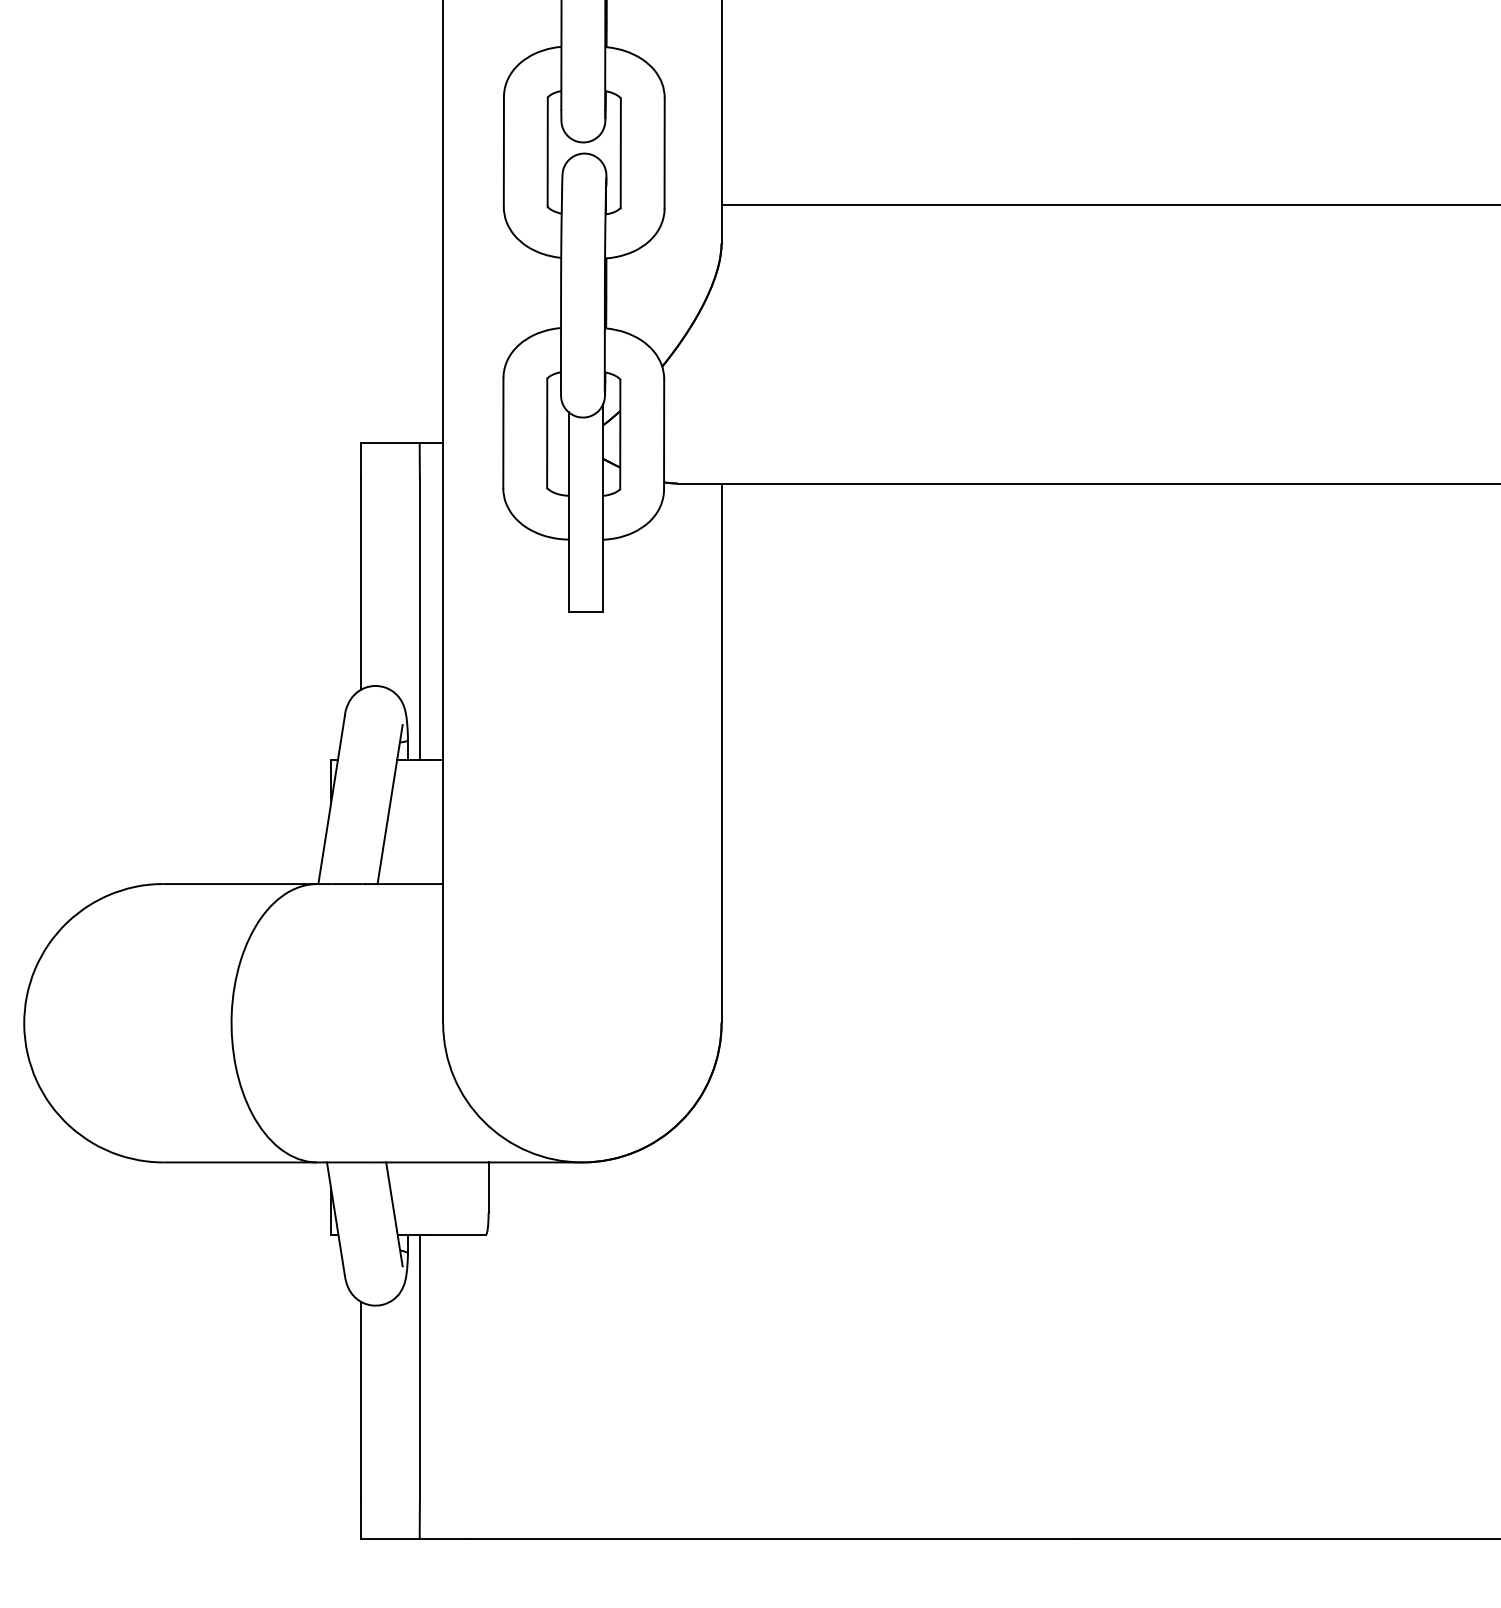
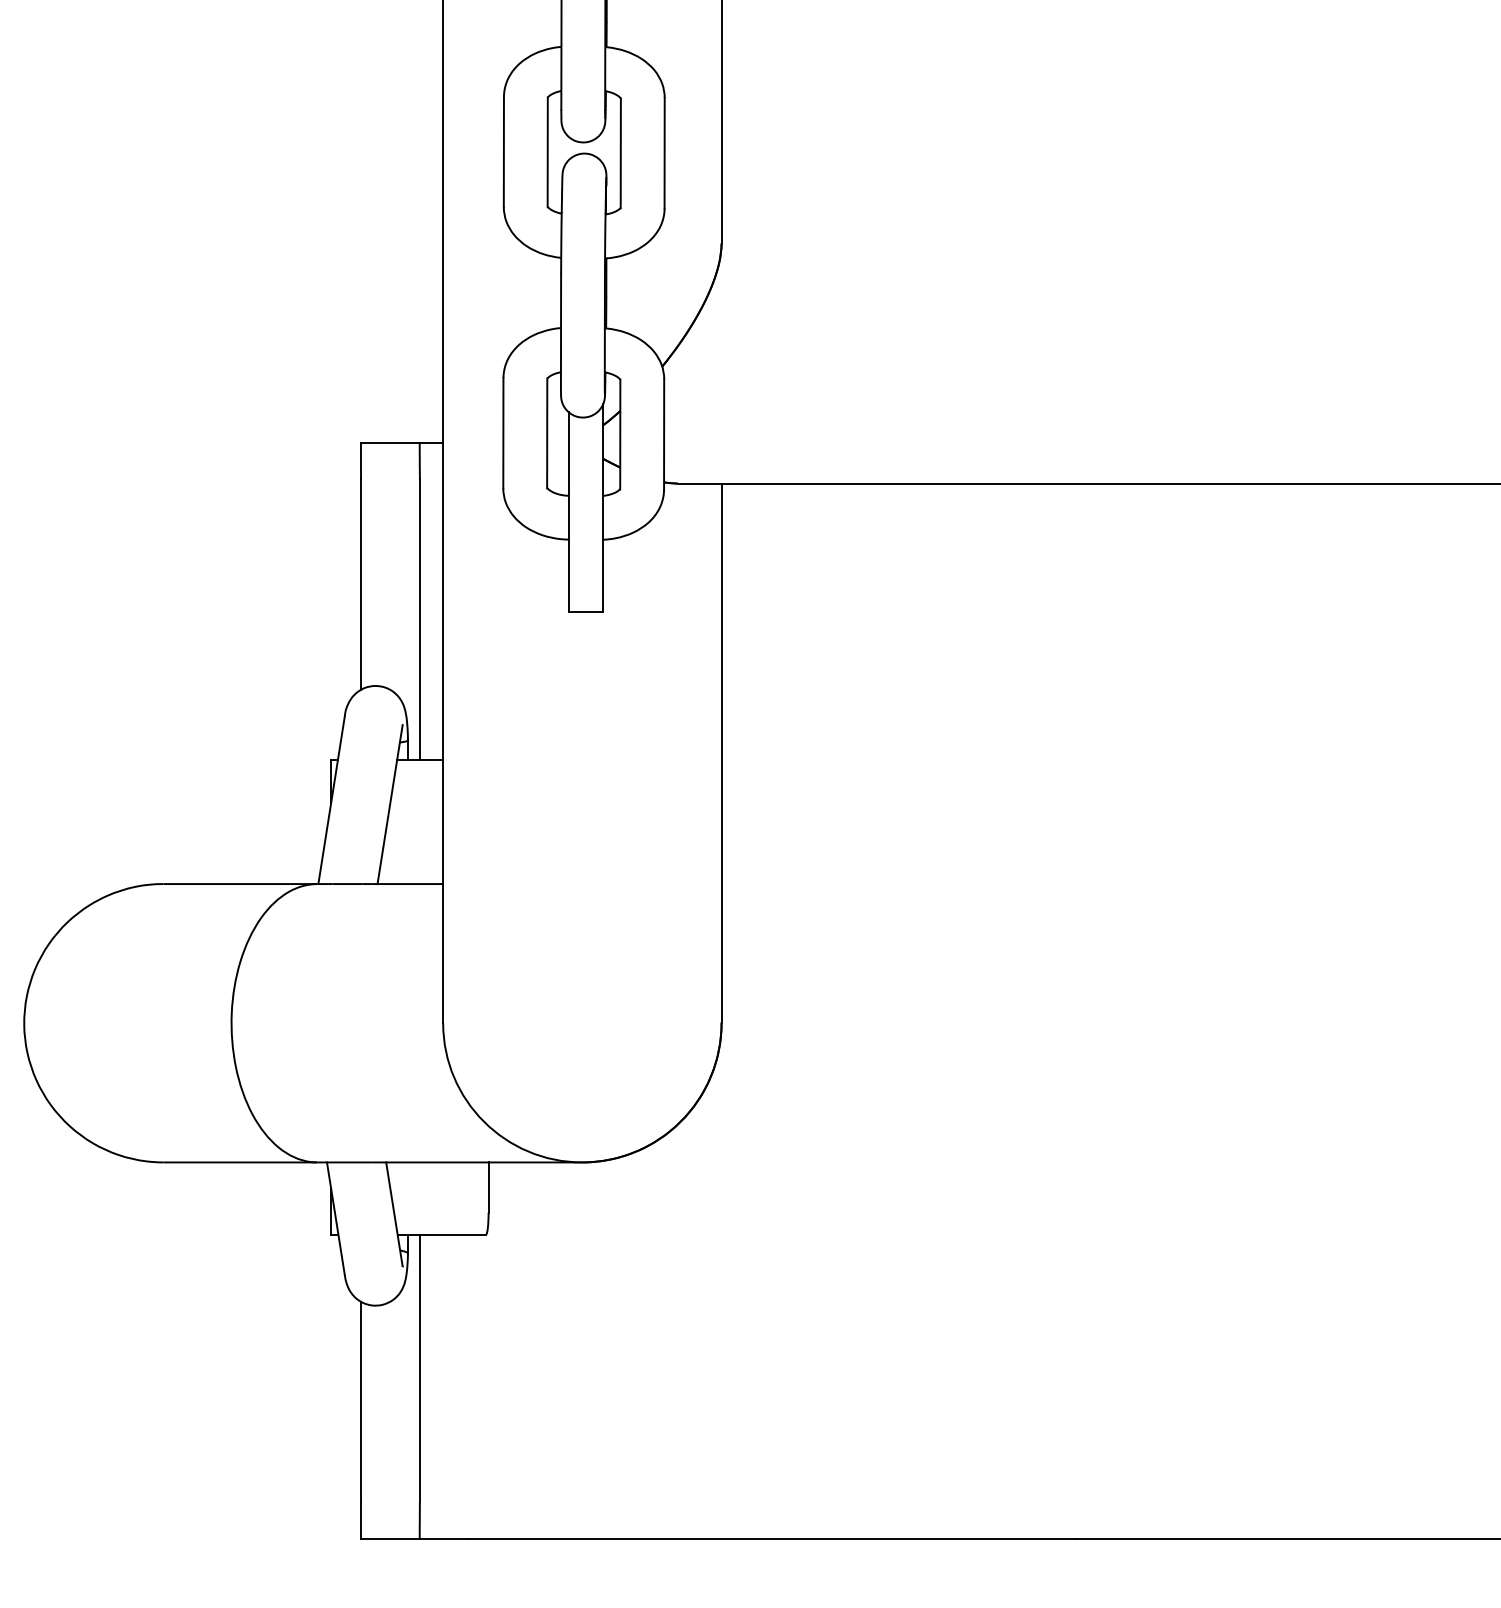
line: present -> none (1109, 205)
